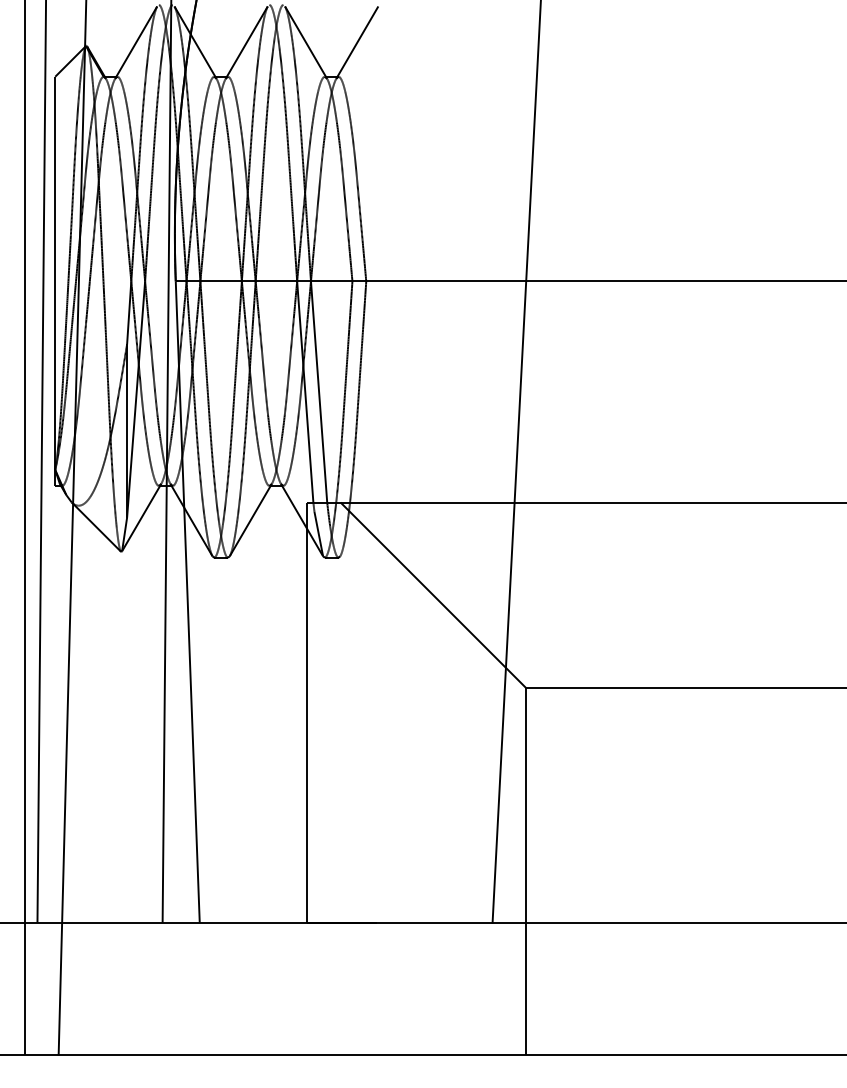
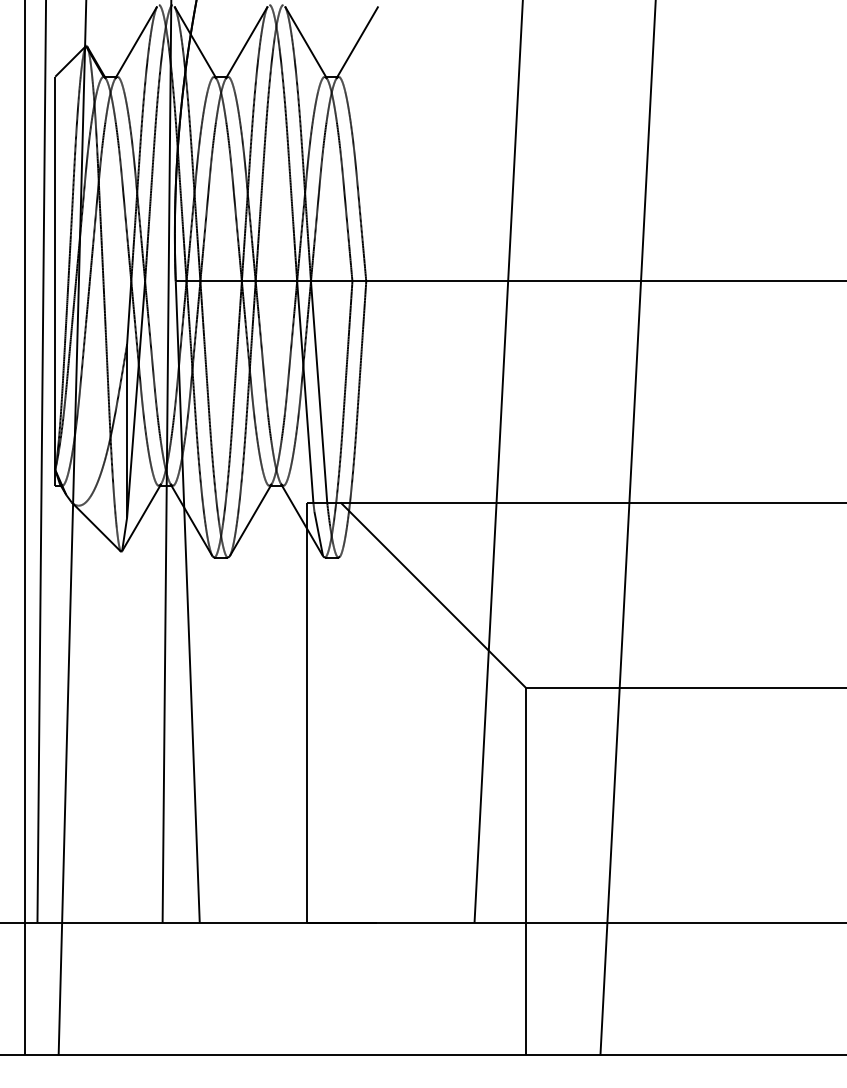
line position: (516, 462) -> (498, 462) (498, 462)
line: none -> present (627, 528)
